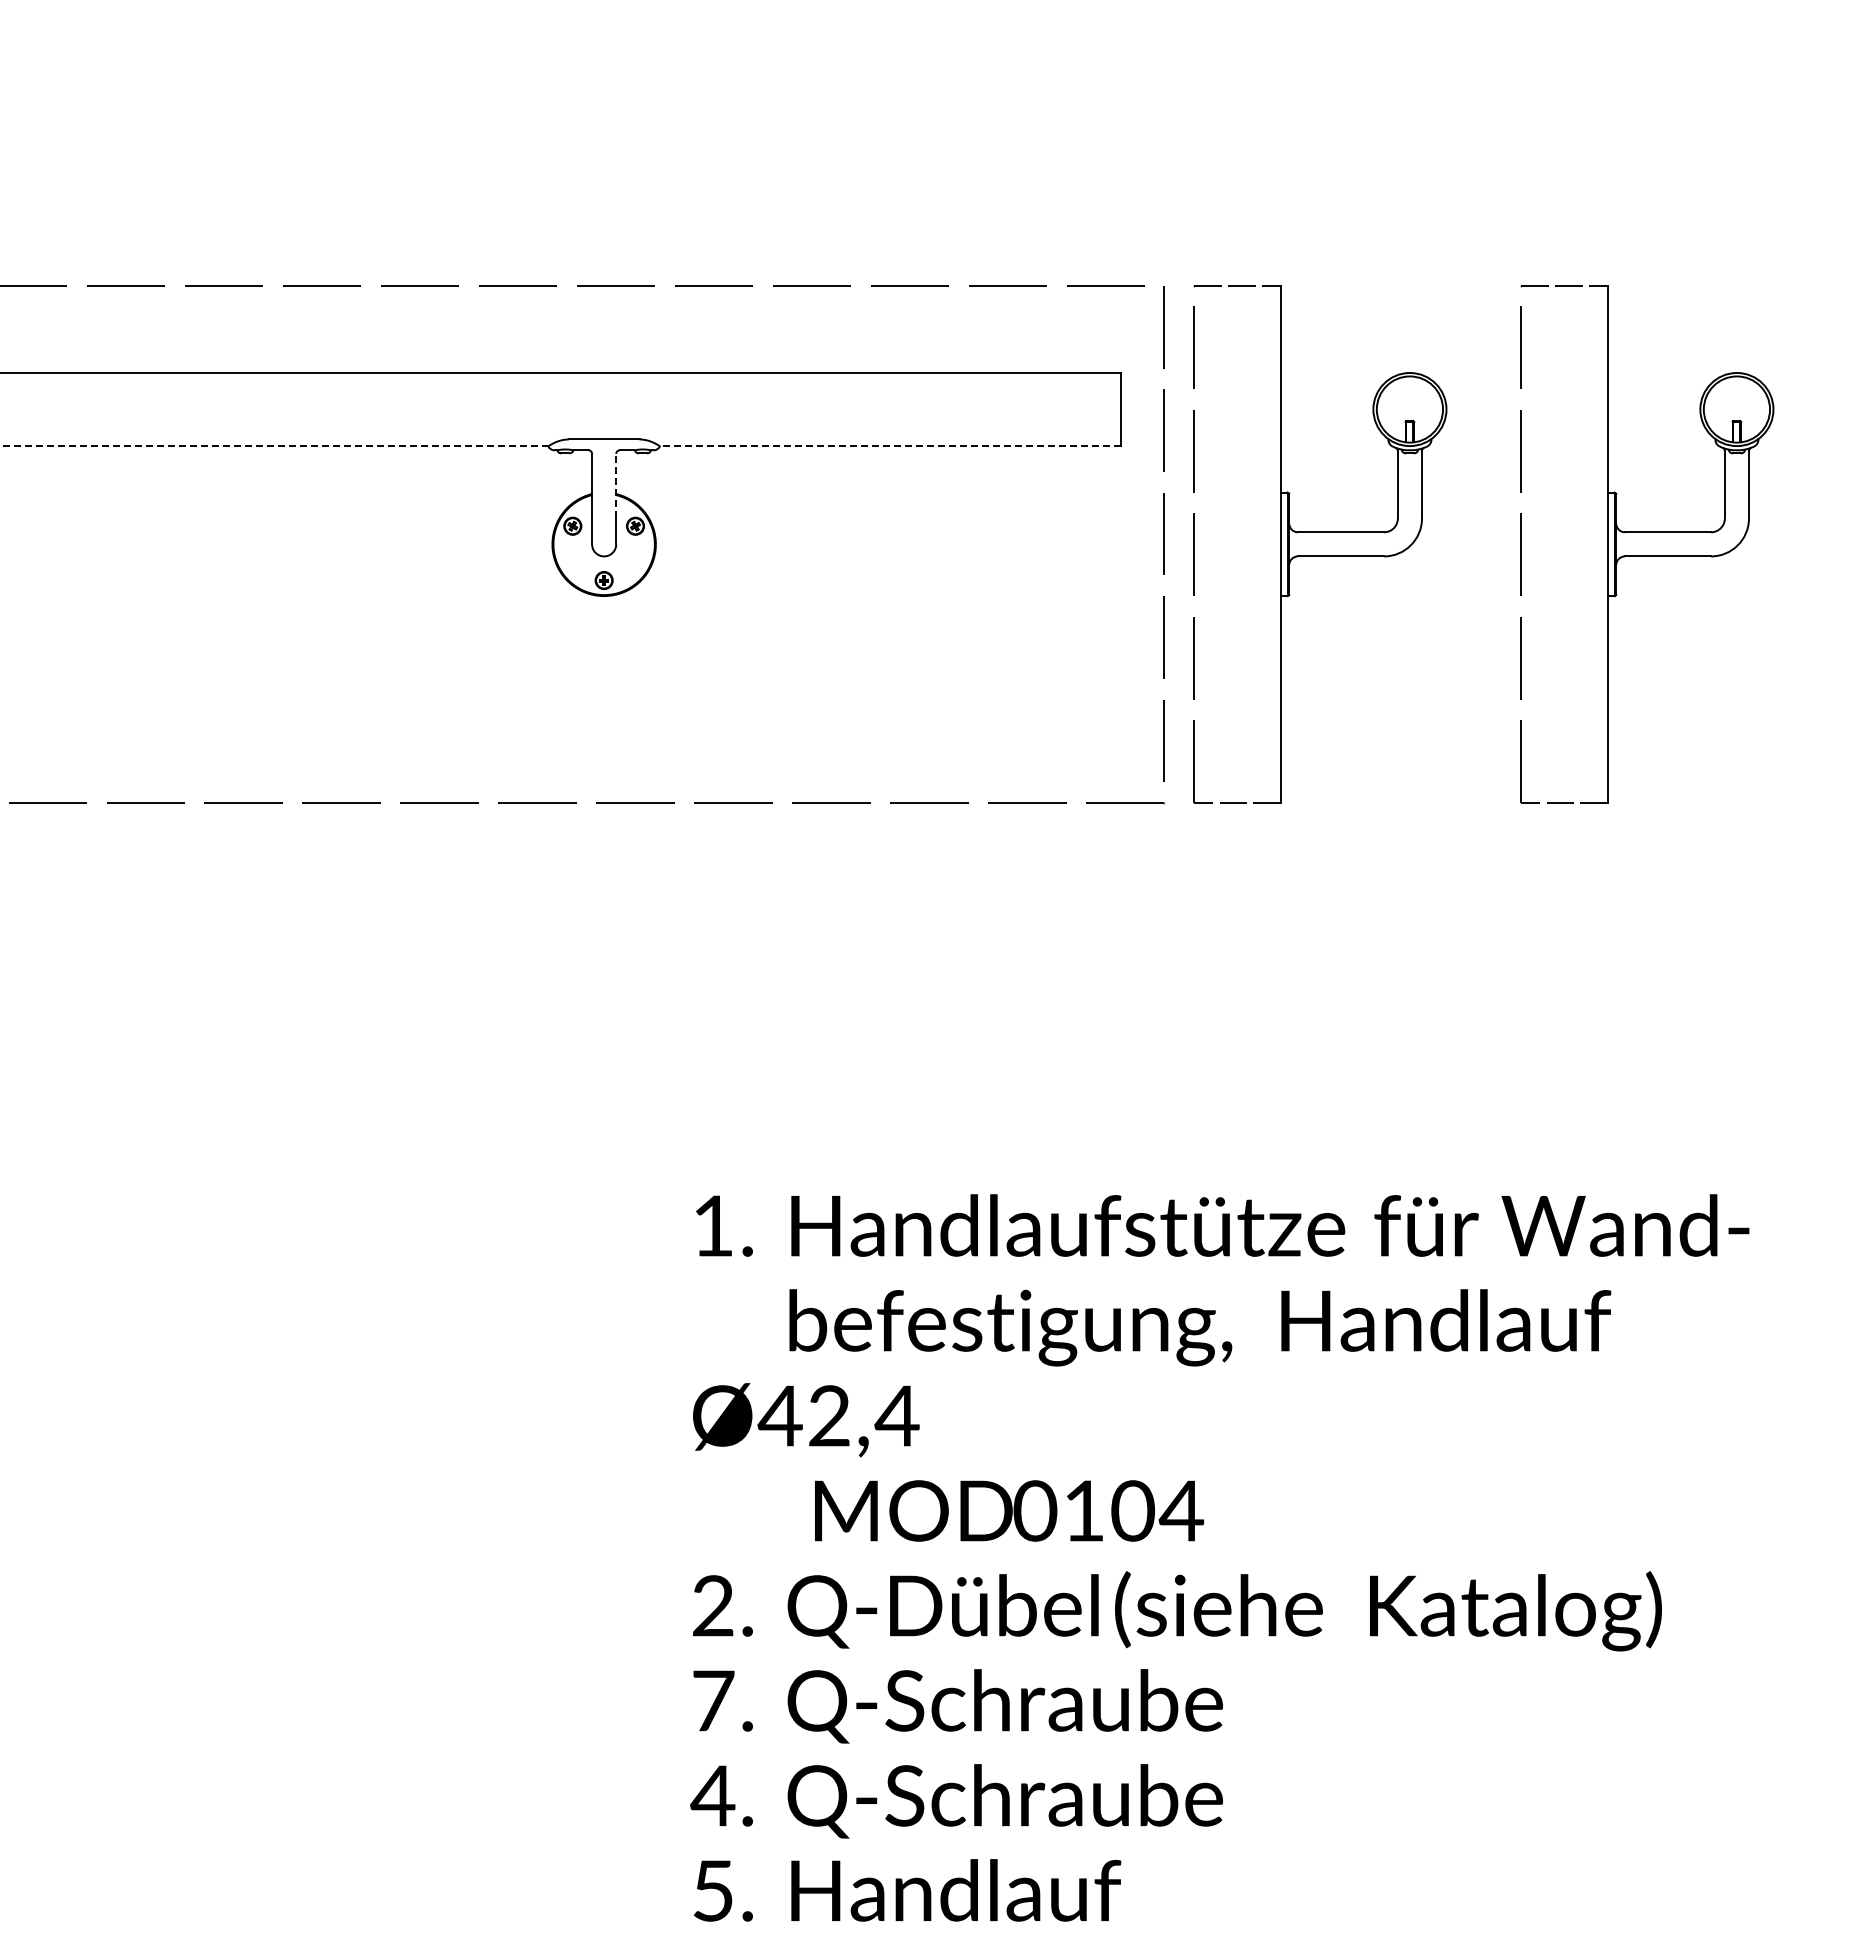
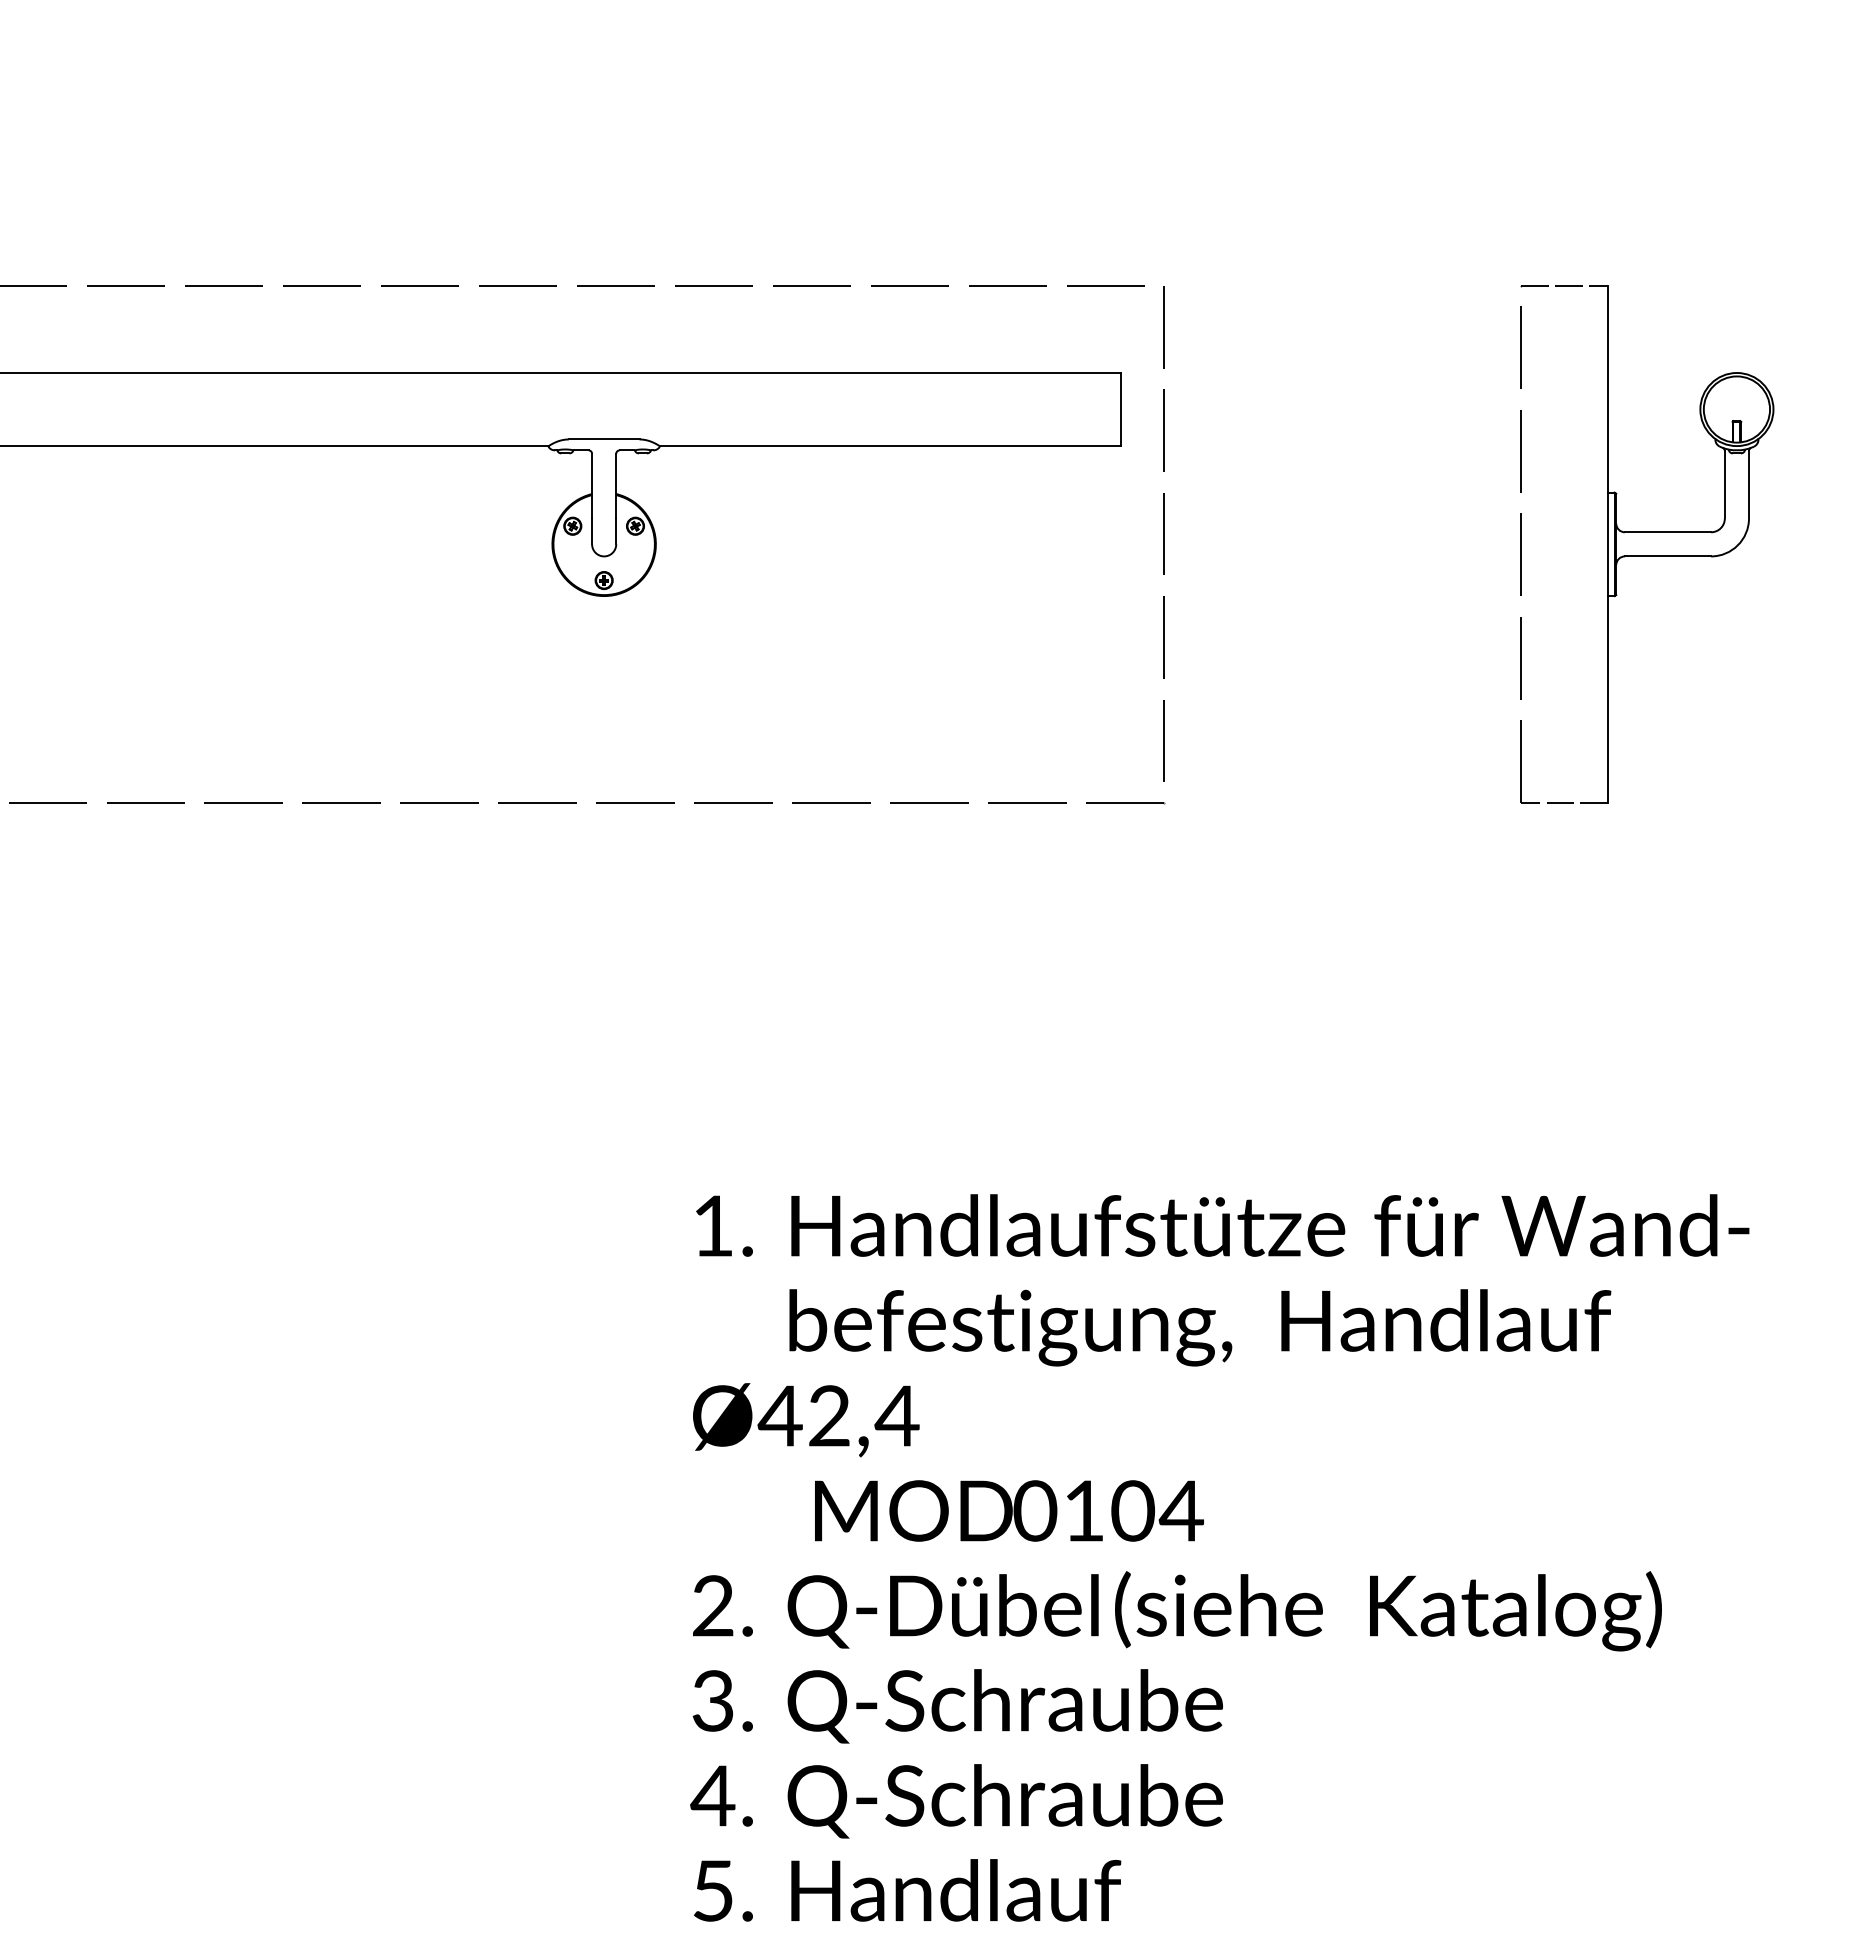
line: dashed -> solid (273, 446)
line: dashed -> solid (890, 446)
line: dashed -> solid (616, 485)
part: present -> none (1320, 544)
text: 7. -> 3. (713, 1700)
